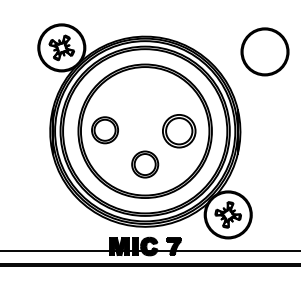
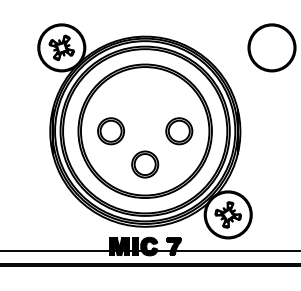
circle position: (264, 51) -> (271, 47) (271, 47)
part position: (104, 130) -> (110, 131) (110, 131)
part size: 35x35 px -> 29x29 px (179, 131)
